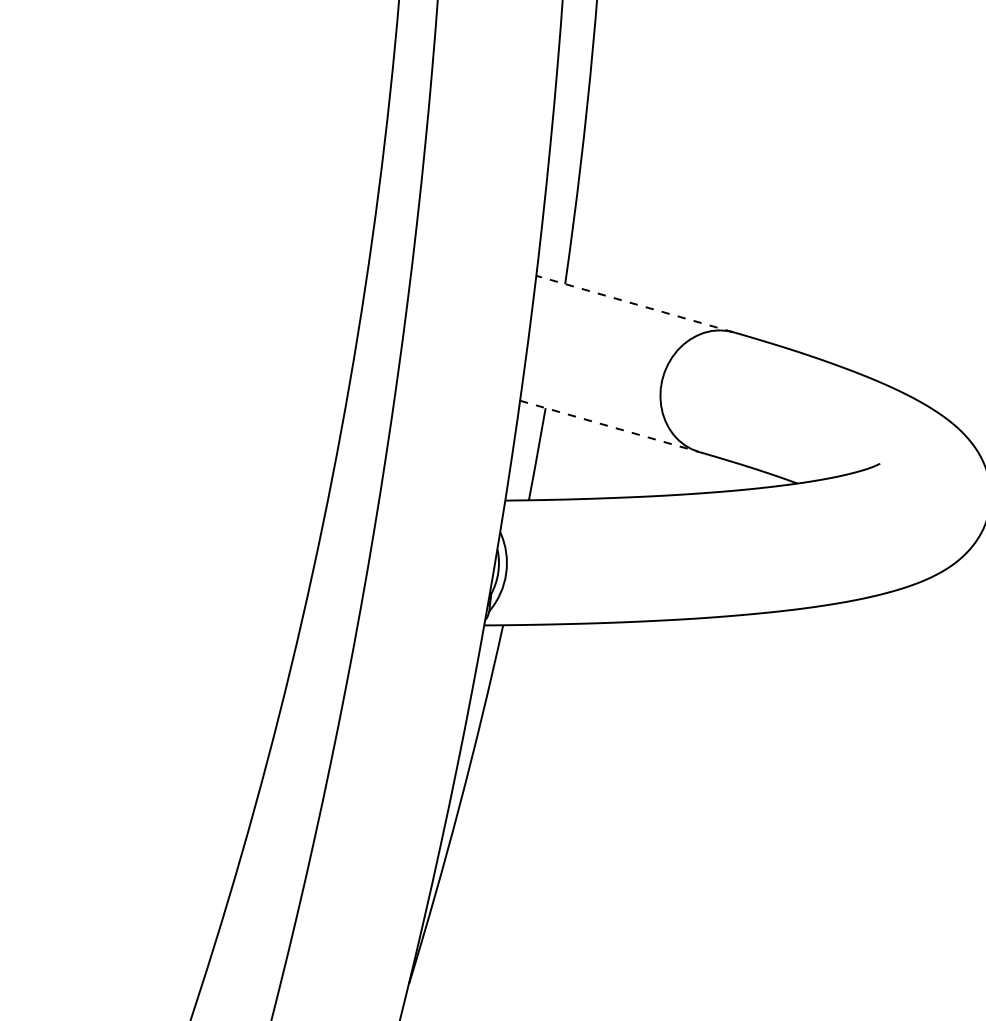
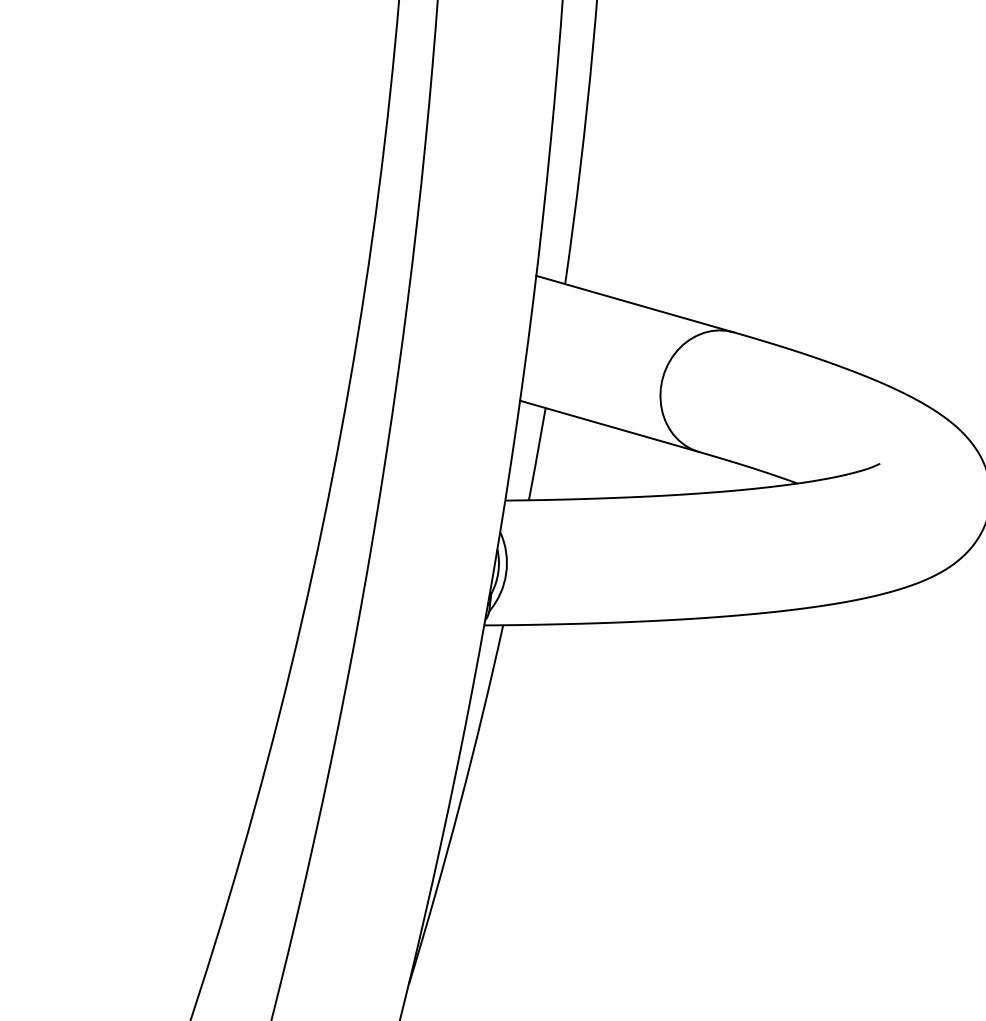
line: dashed -> solid (634, 304)
line: dashed -> solid (610, 426)
